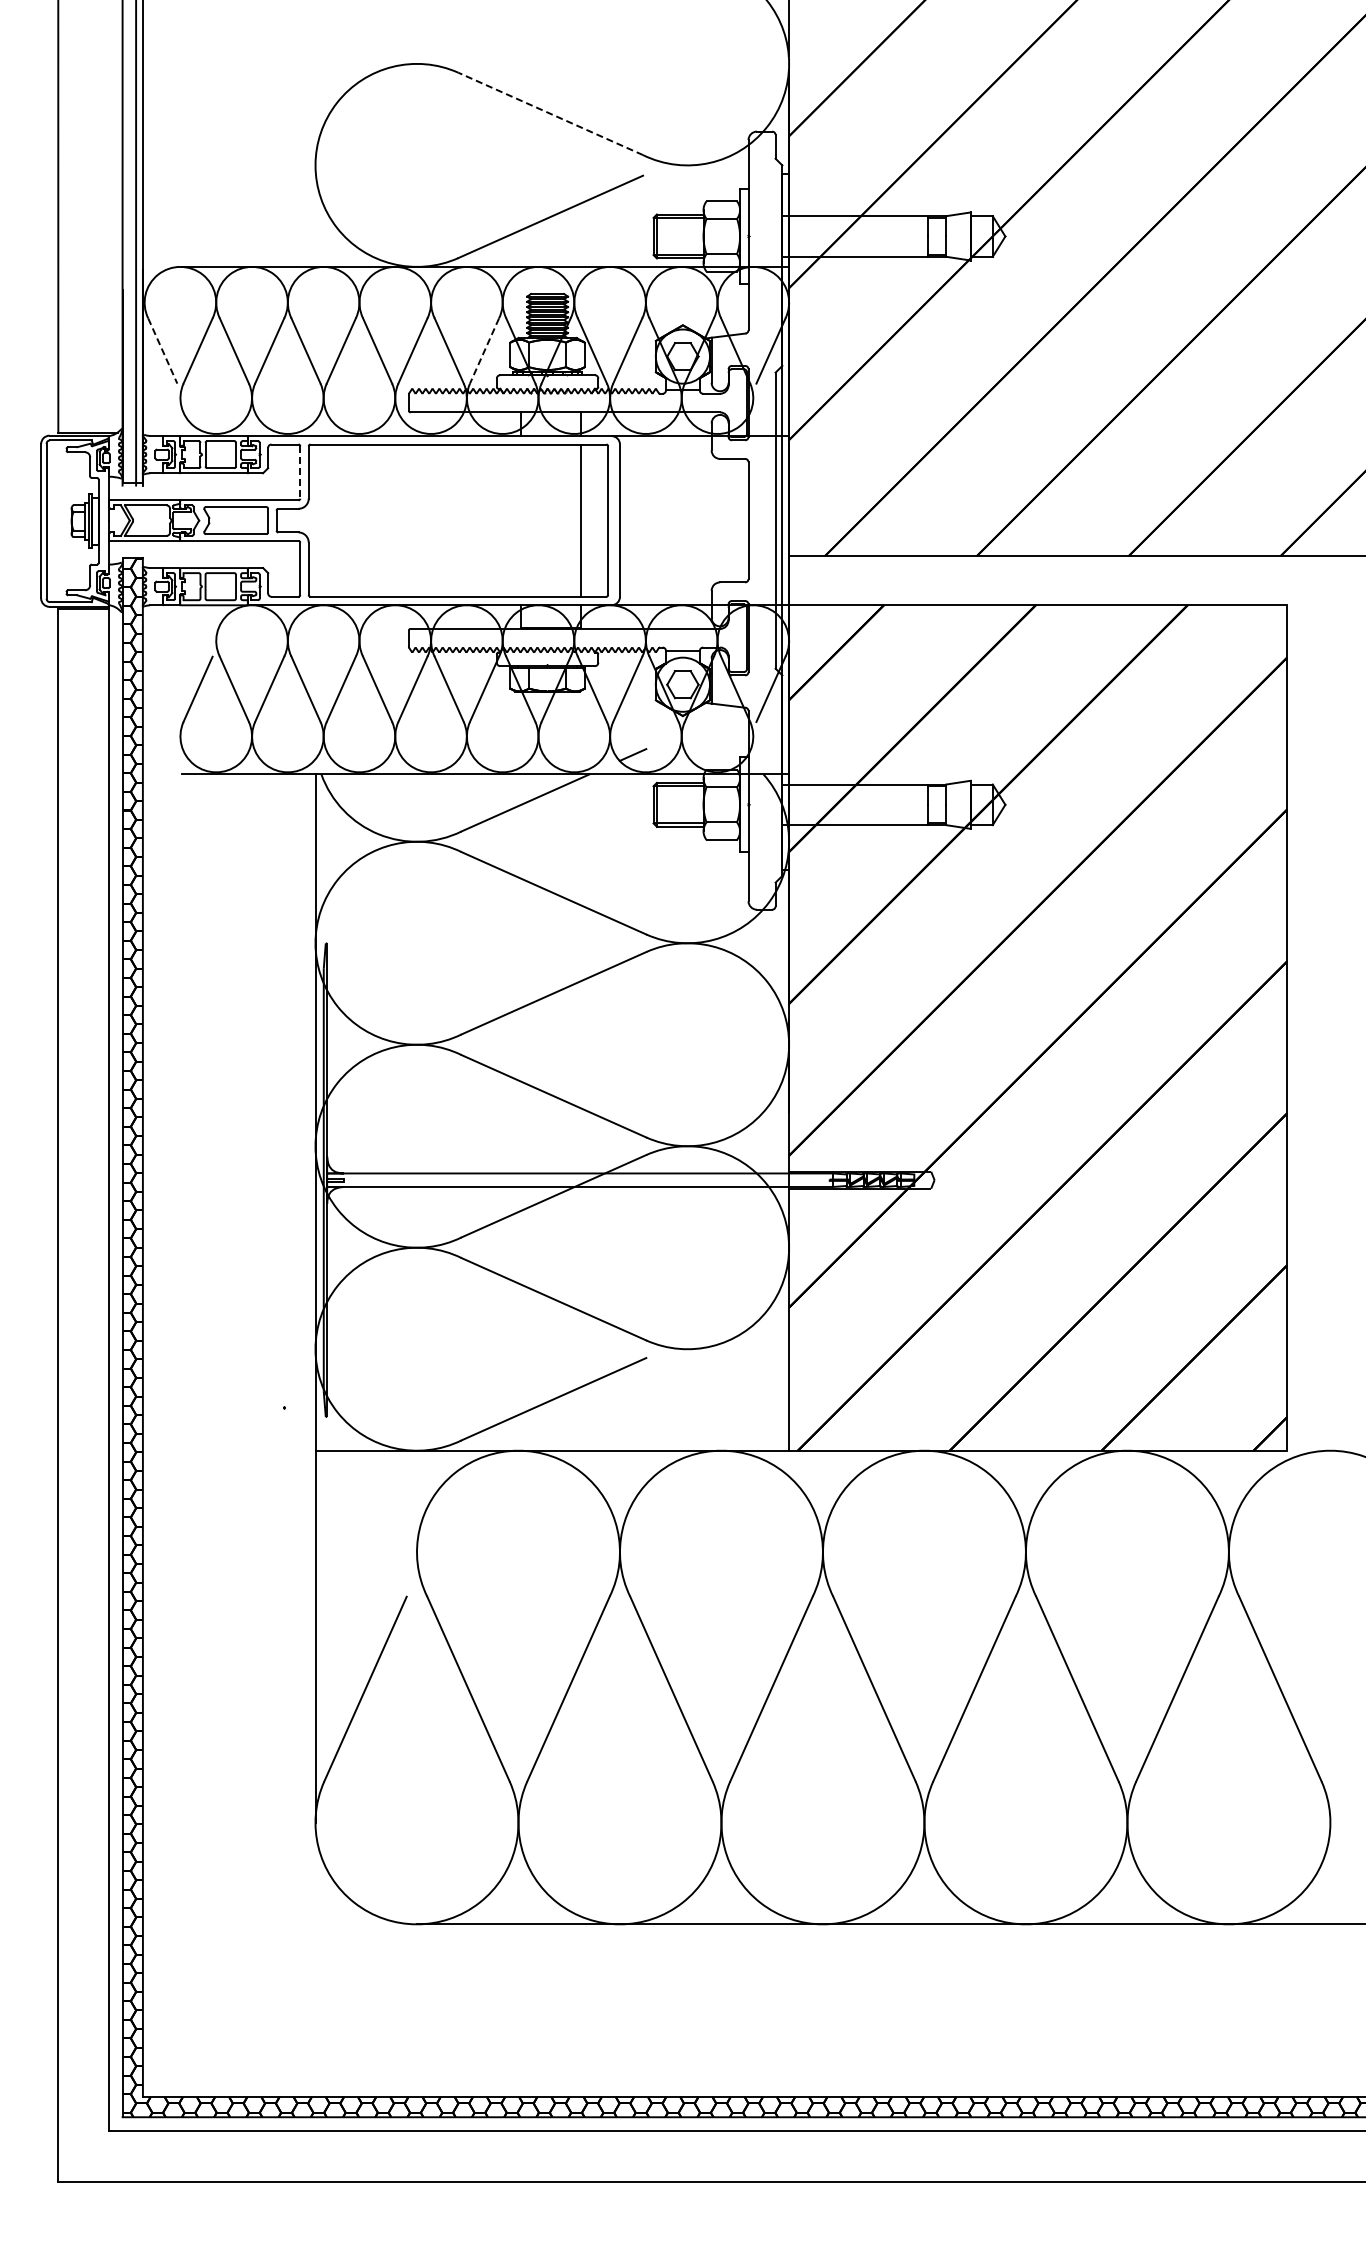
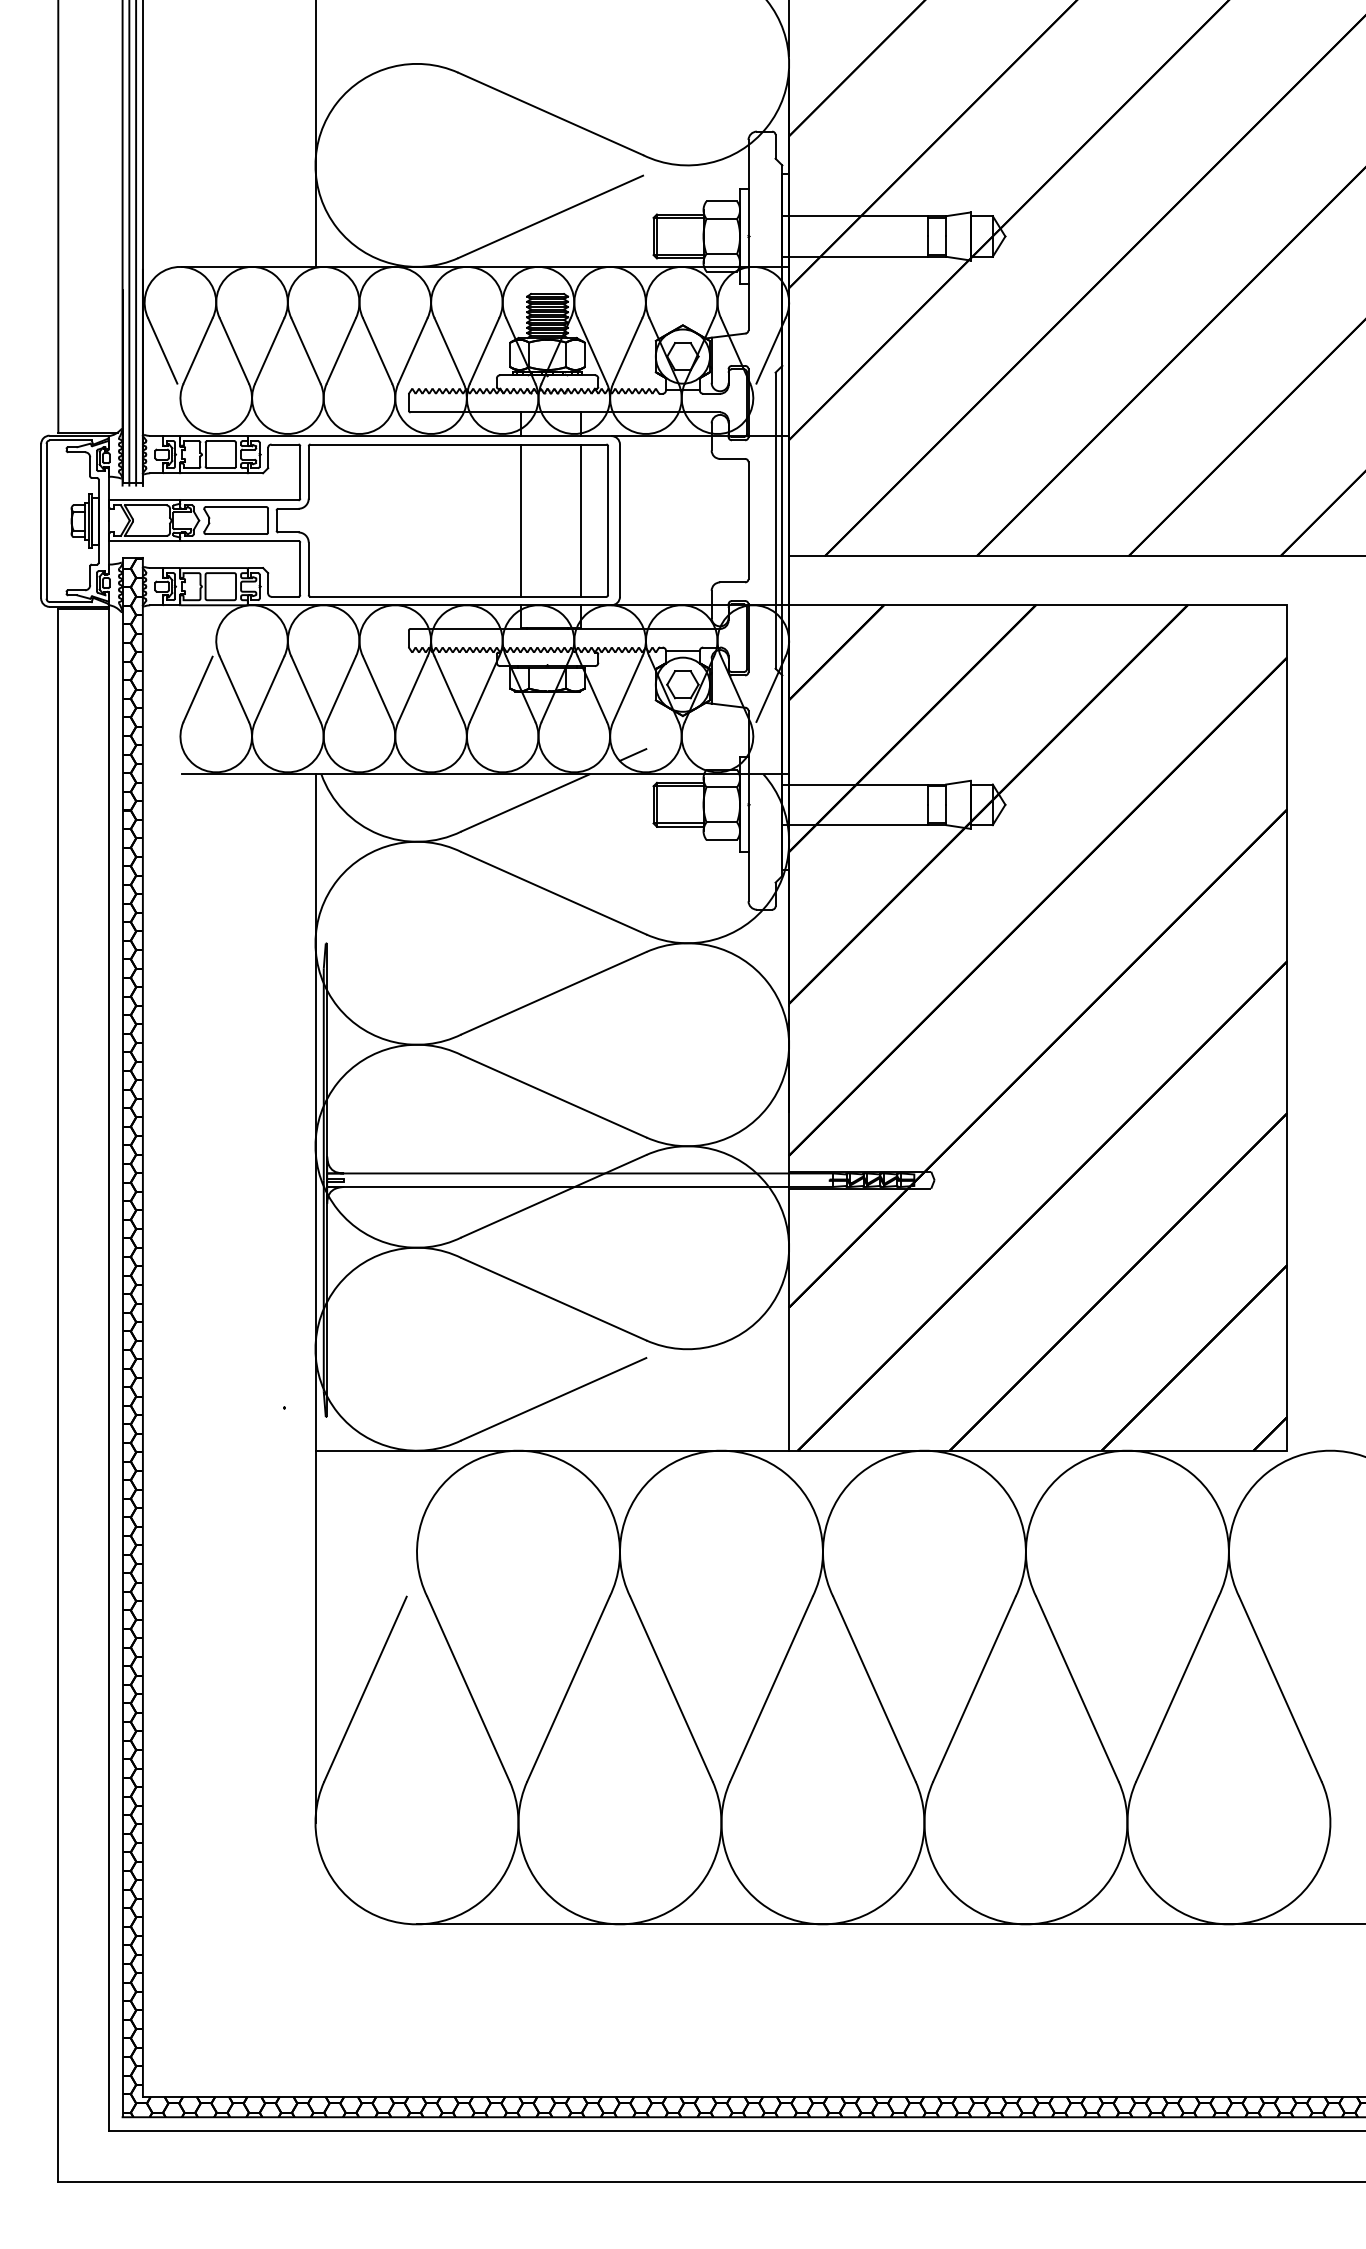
line: dashed -> solid (550, 113)
line: none -> present (315, 134)
line: none -> present (129, 243)
line: dashed -> solid (162, 351)
line: dashed -> solid (484, 351)
line: dashed -> solid (300, 472)
line: none -> present (520, 520)
